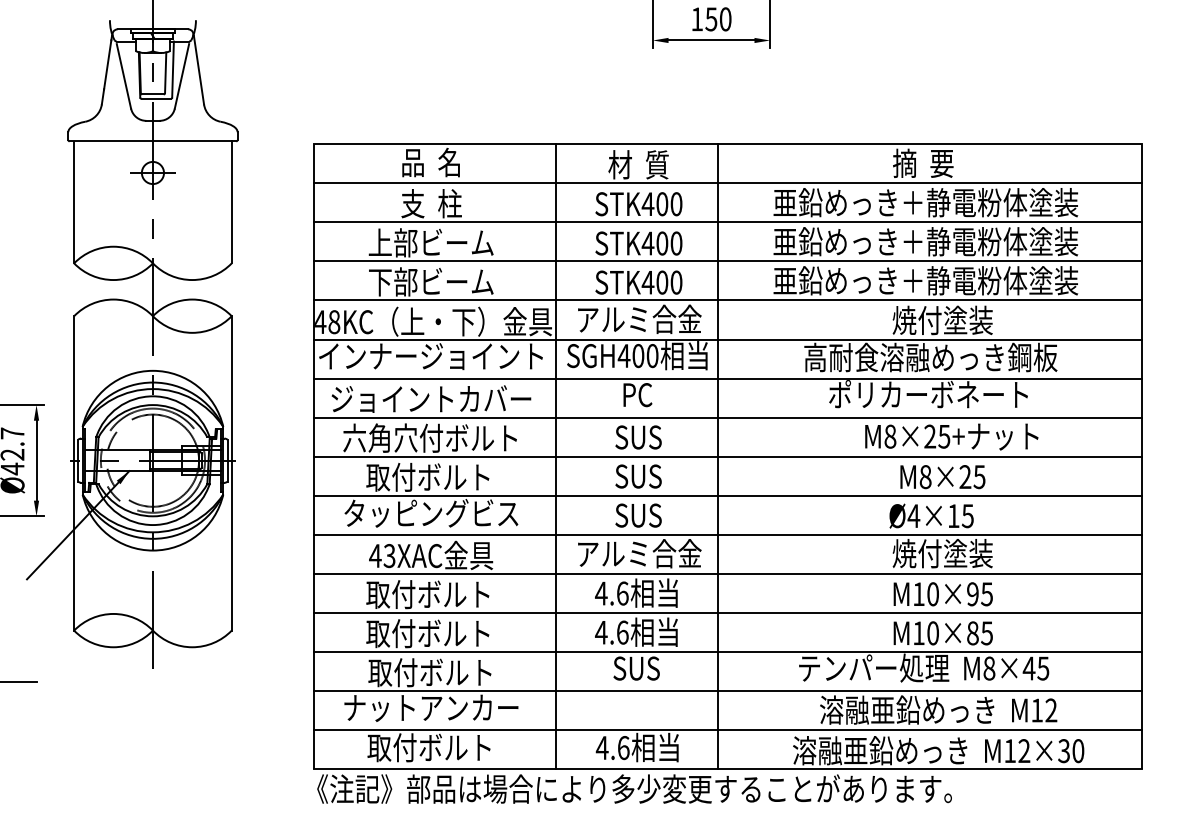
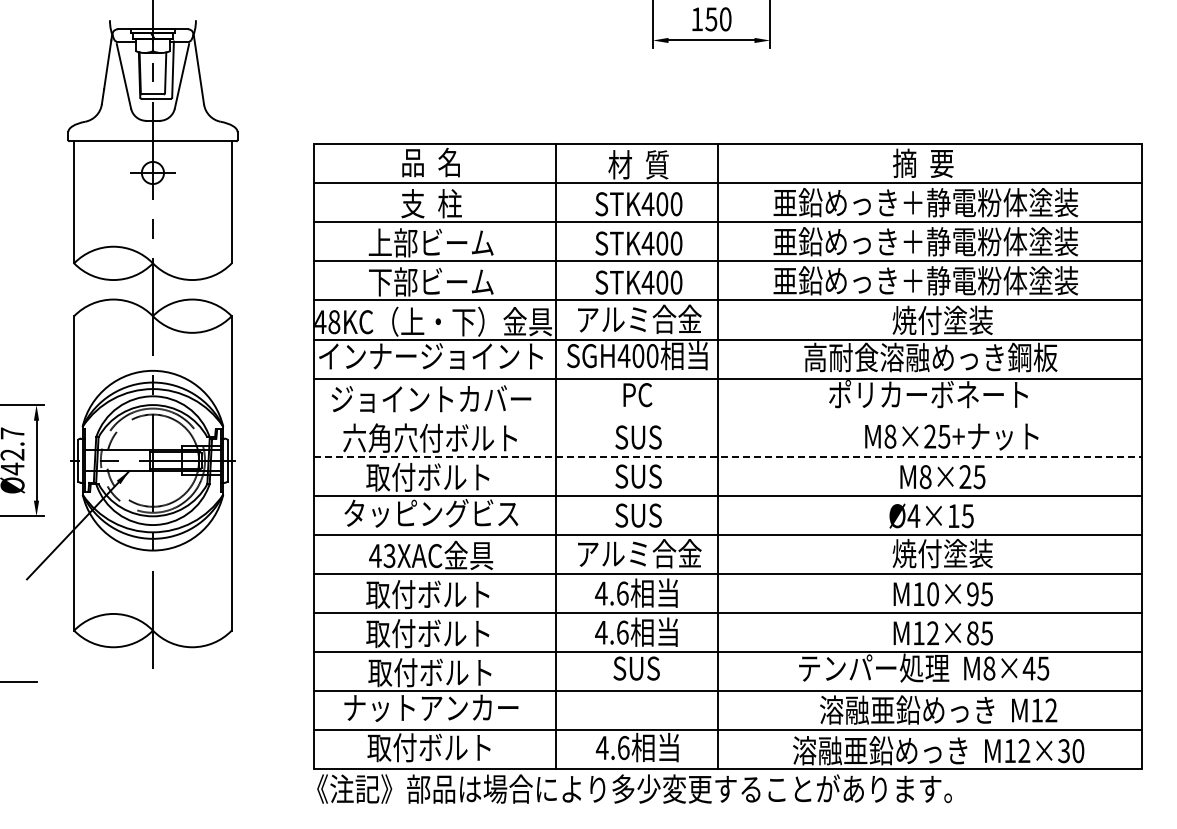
line: present -> none (727, 417)
line: solid -> dashed (727, 456)
text: M10×85 -> M12×85 (932, 633)
